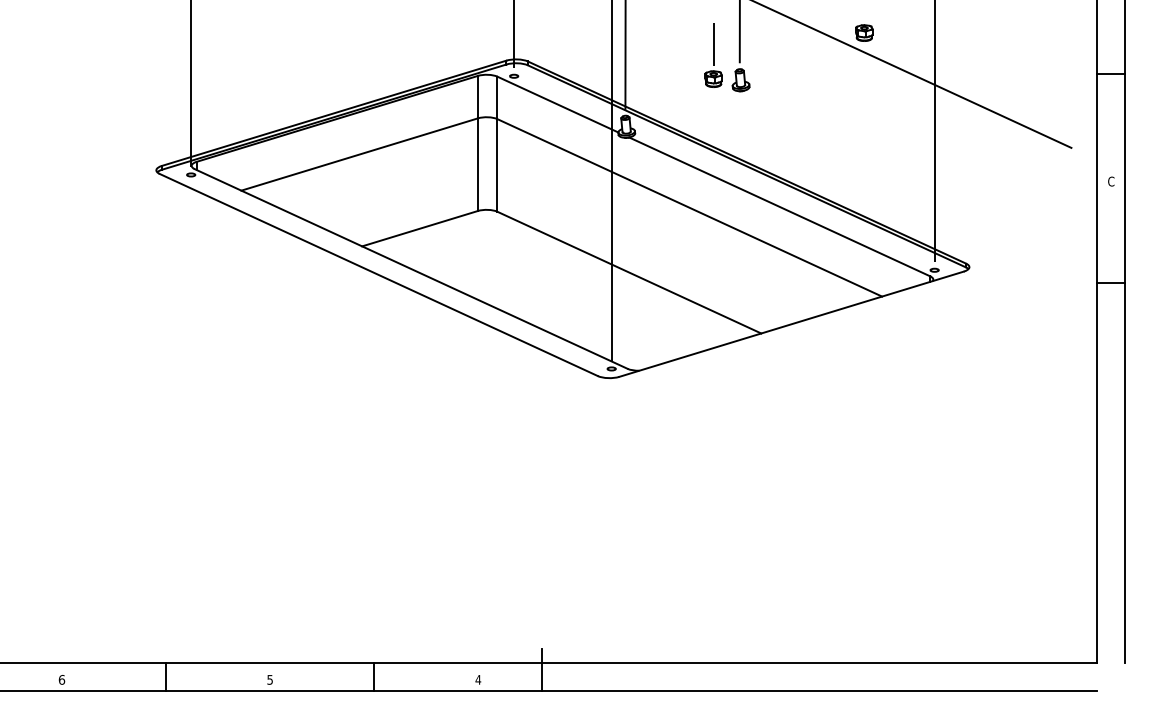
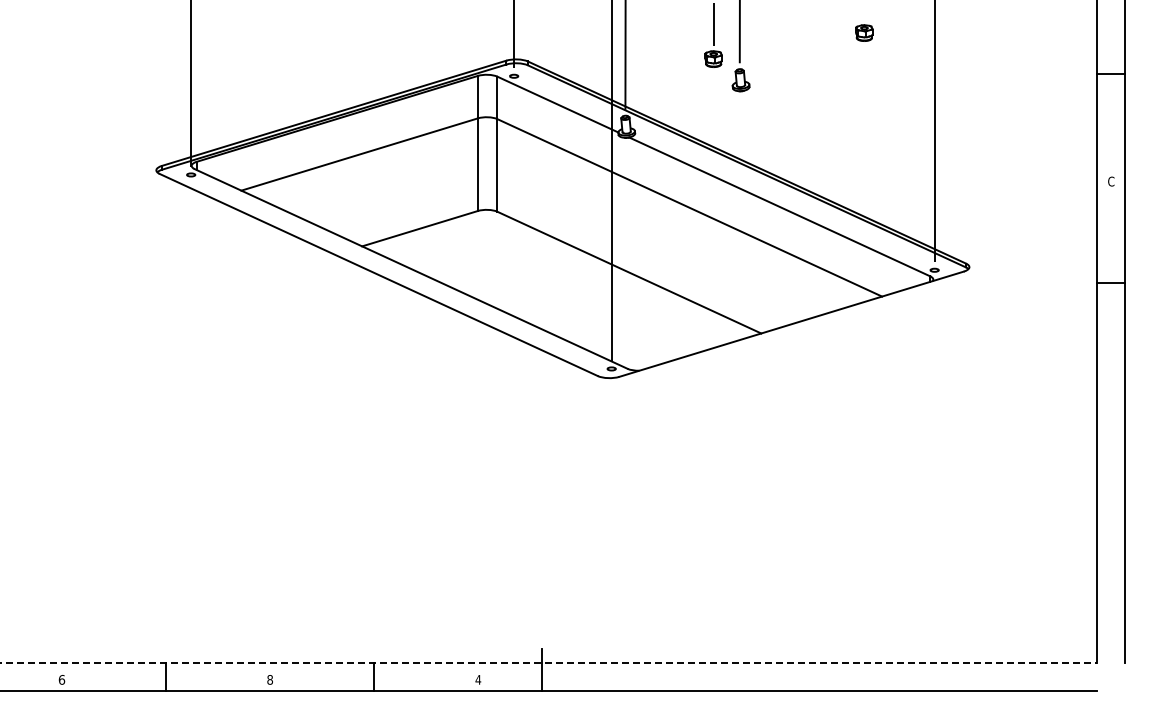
part position: (713, 55) -> (713, 35) (713, 35)
line: present -> none (913, 74)
line: solid -> dashed (549, 662)
text: 5 -> 8 (269, 679)
